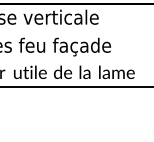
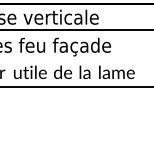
line: none -> present (76, 30)
